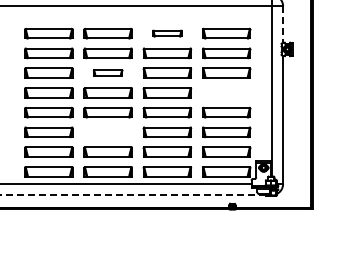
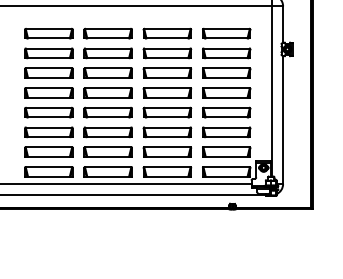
line: dashed -> solid (283, 25)
part size: 31x9 px -> 51x13 px (167, 33)
part size: 32x8 px -> 50x12 px (107, 72)
part: none -> present (226, 92)
part: none -> present (107, 132)
line: dashed -> solid (133, 195)
